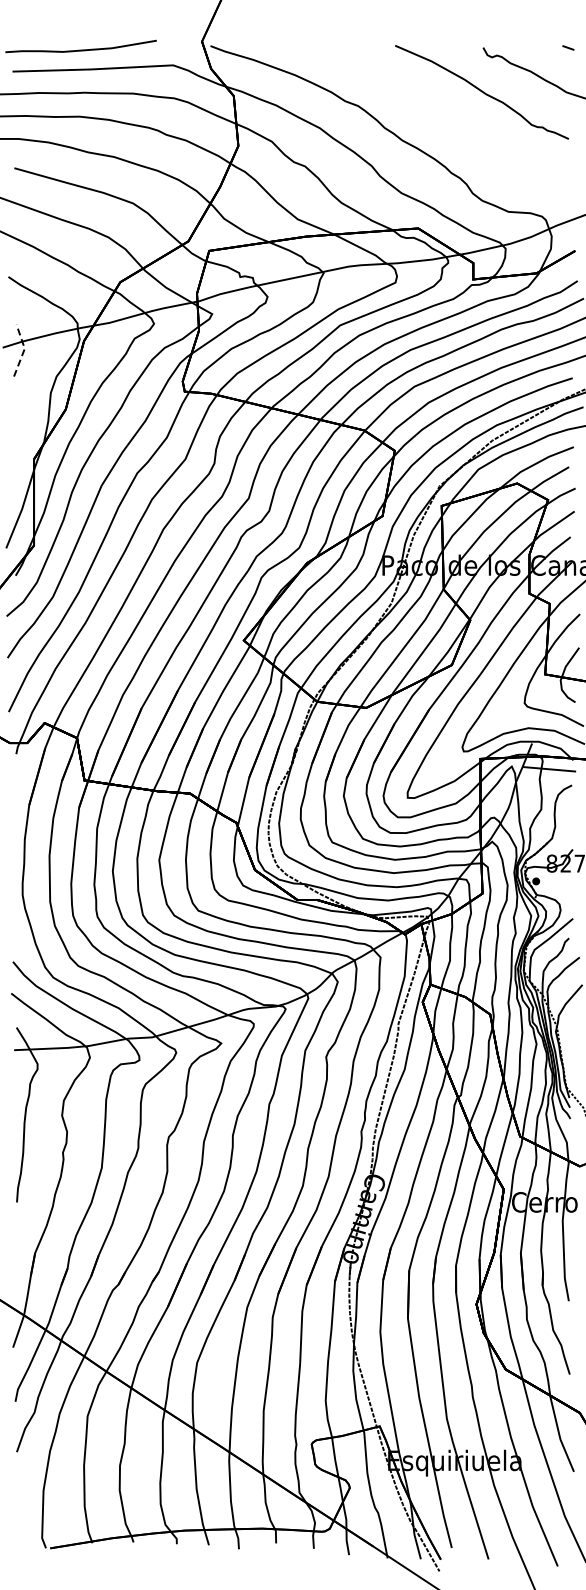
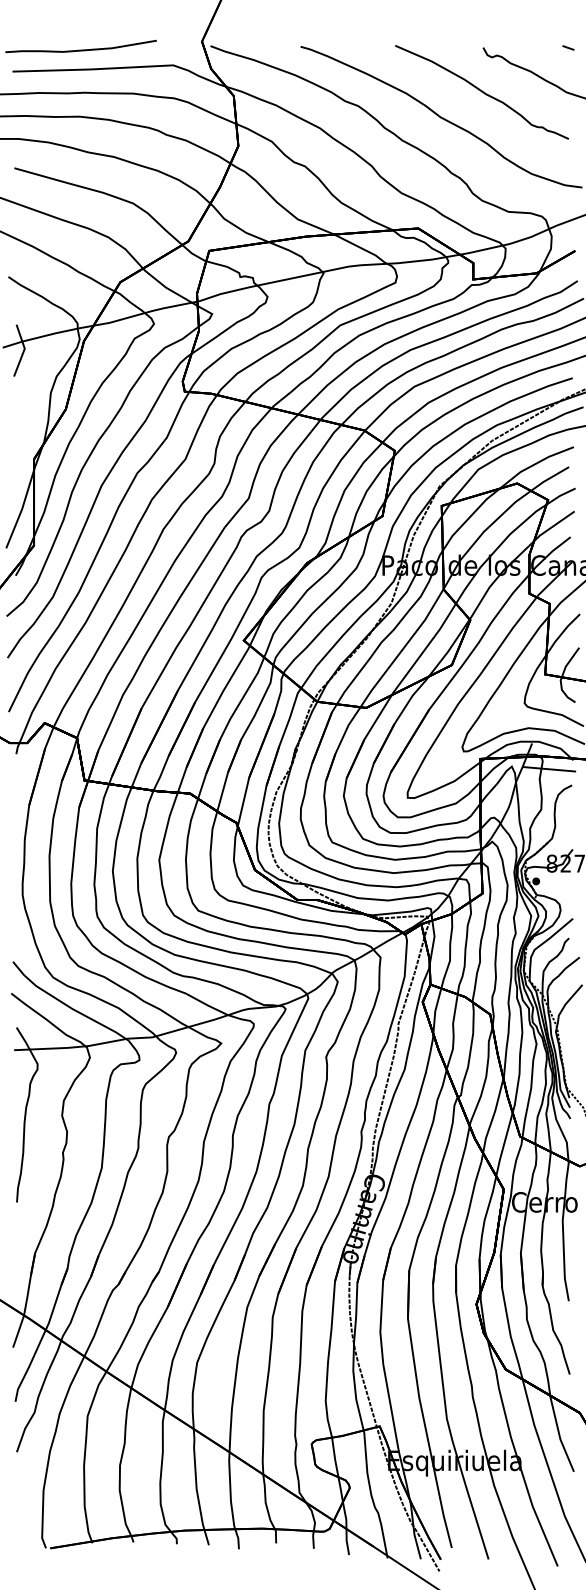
curve: none -> present (441, 117)
line: dashed -> solid (24, 349)
